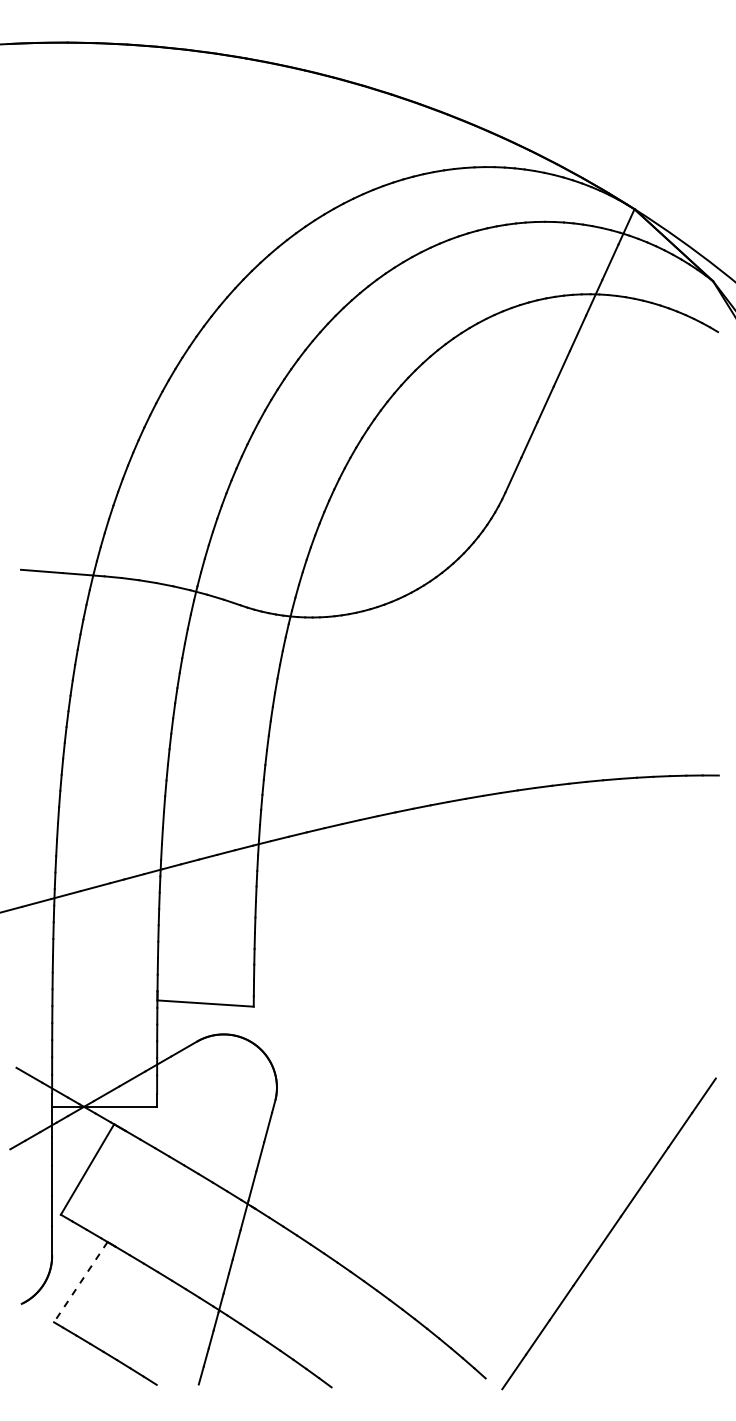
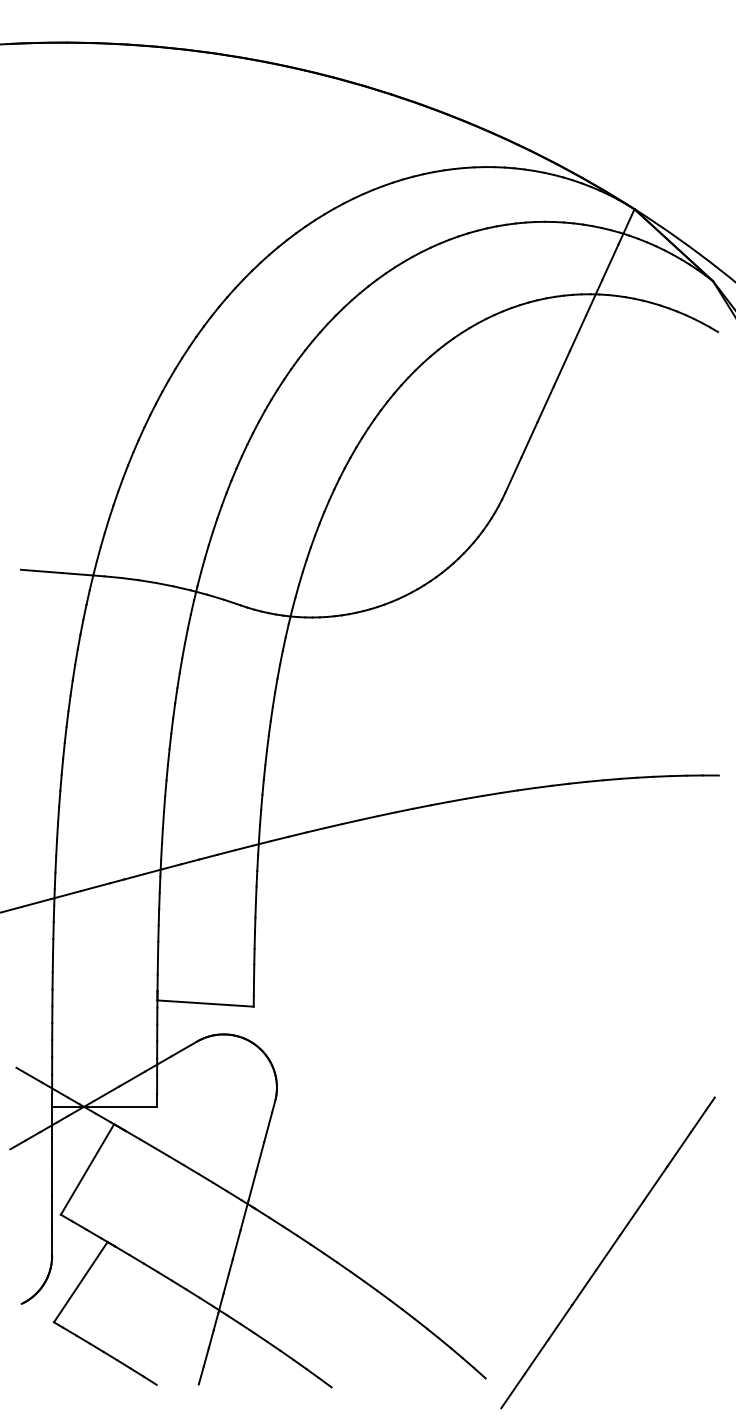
line position: (608, 1233) -> (607, 1252) (607, 1252)
line: dashed -> solid (80, 1282)
